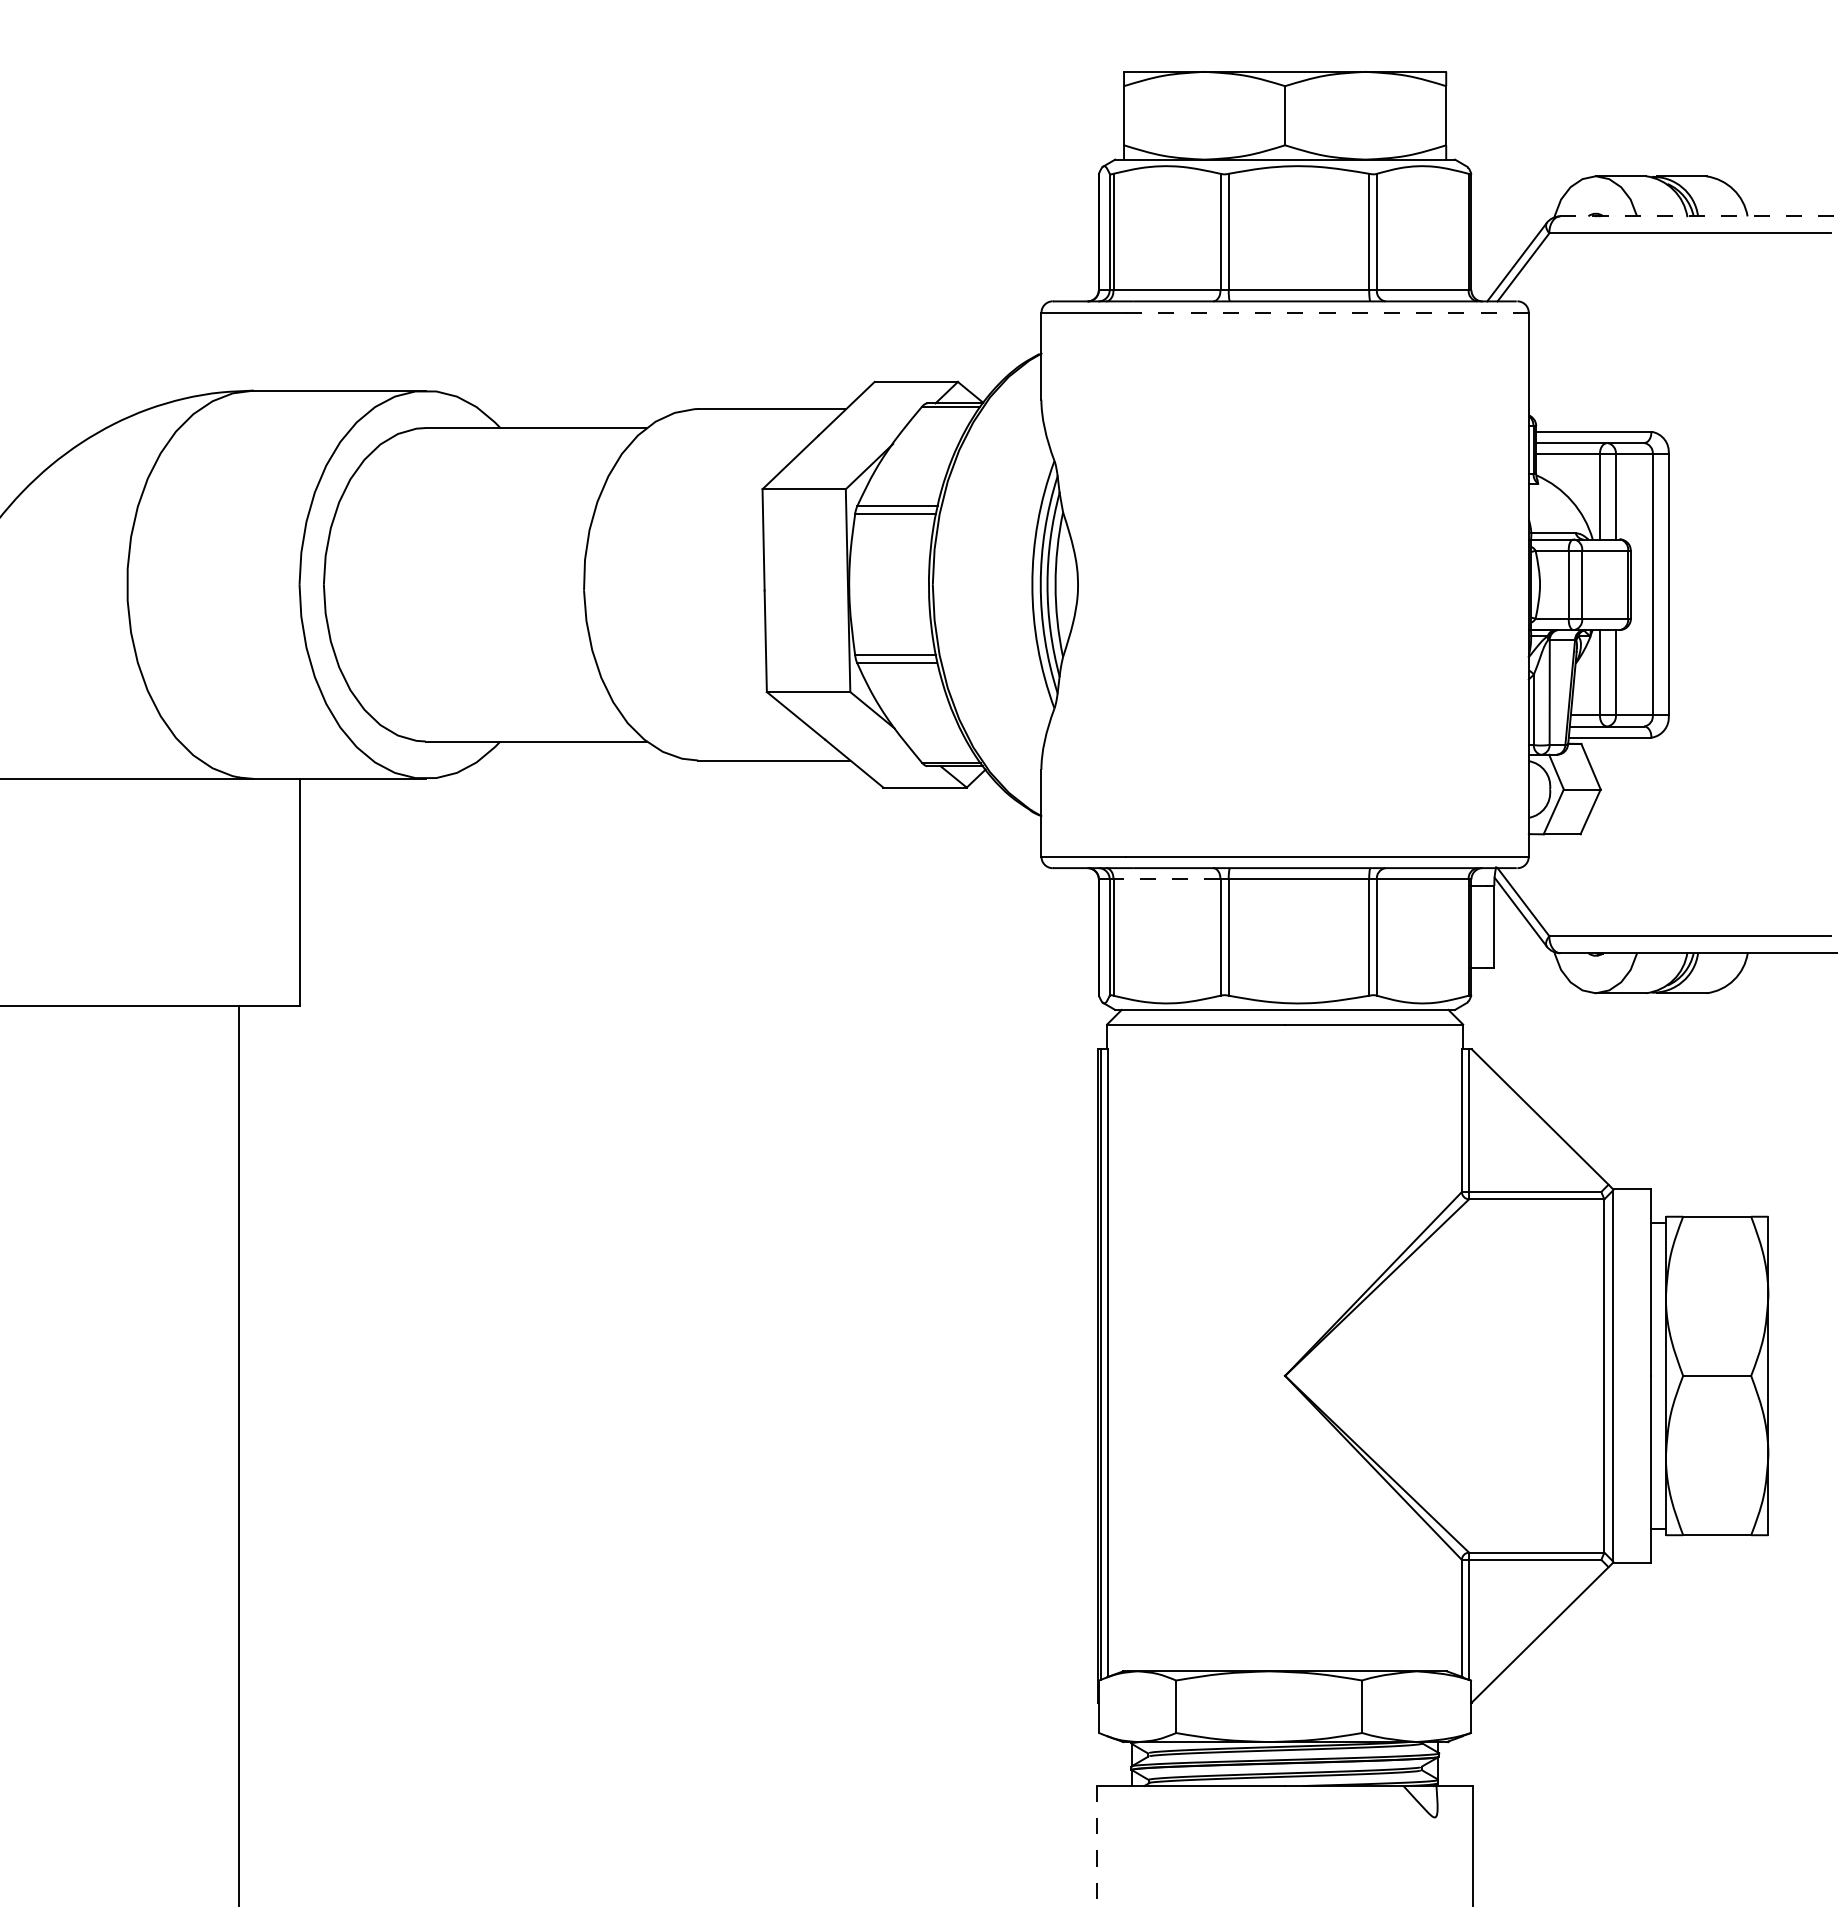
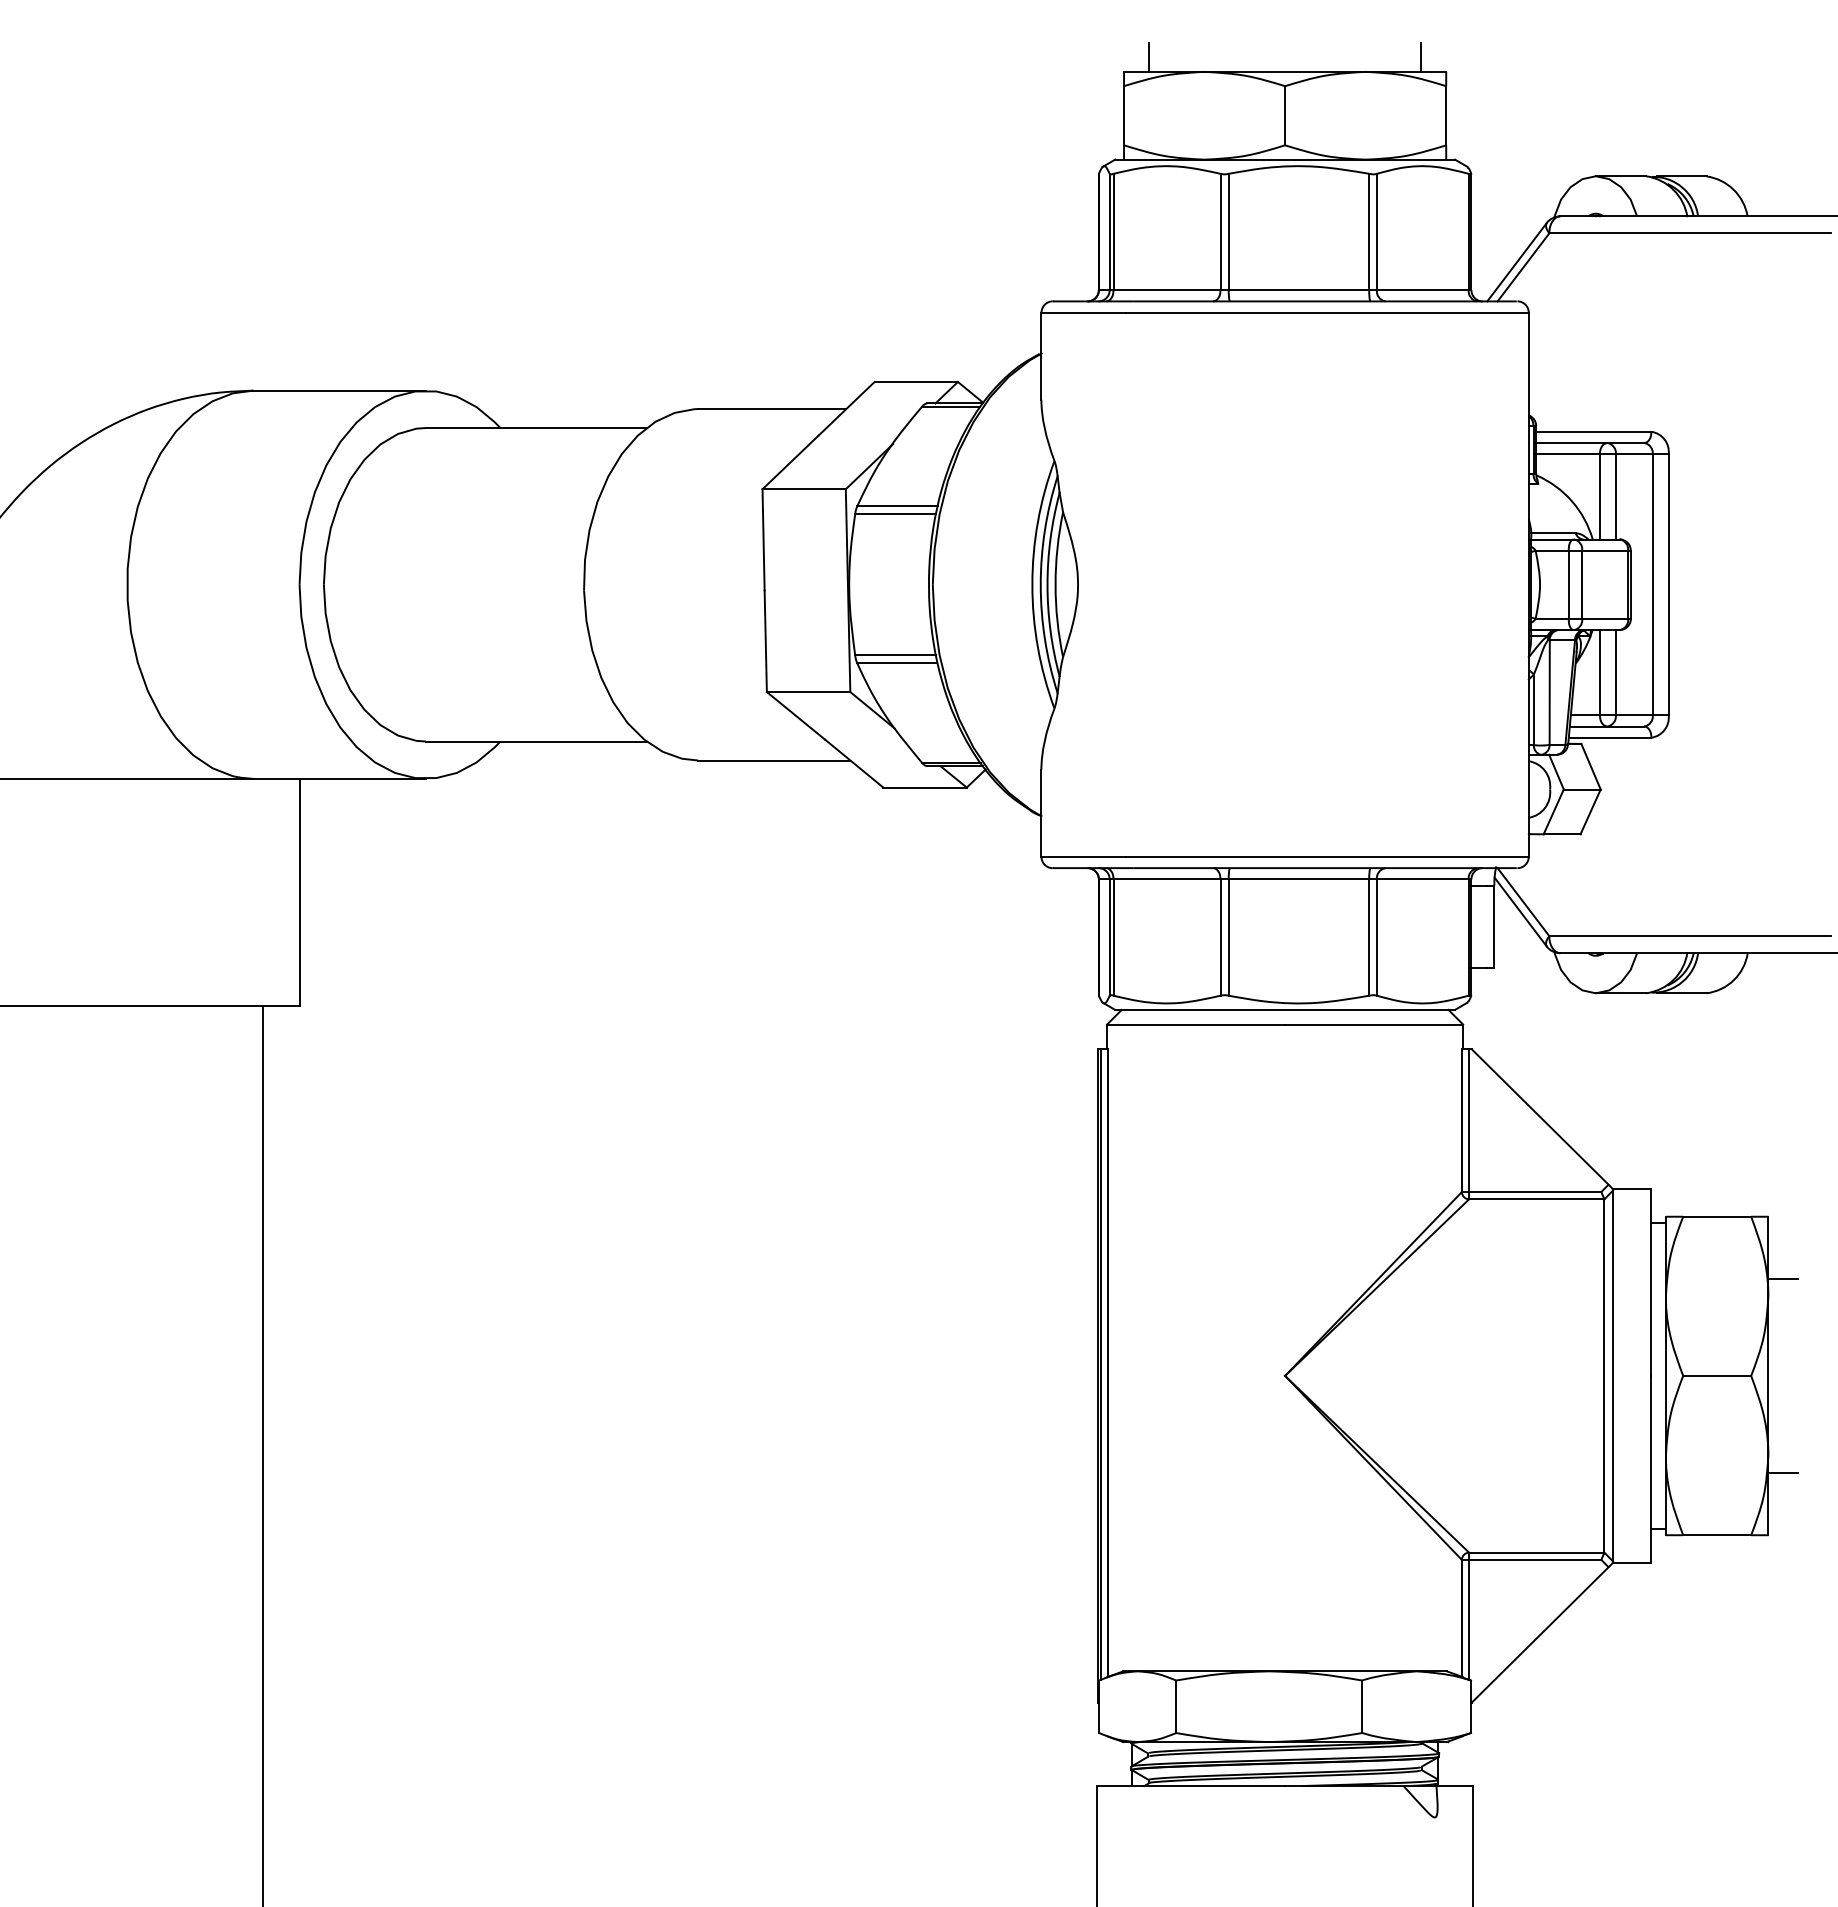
line: none -> present (1149, 56)
line: none -> present (1421, 56)
line: dashed -> solid (1699, 216)
line: dashed -> solid (1327, 312)
line: dashed -> solid (1166, 879)
line: none -> present (1782, 1279)
line position: (238, 1454) -> (262, 1454) (262, 1454)
line: none -> present (1782, 1472)
line: dashed -> solid (1097, 1846)
